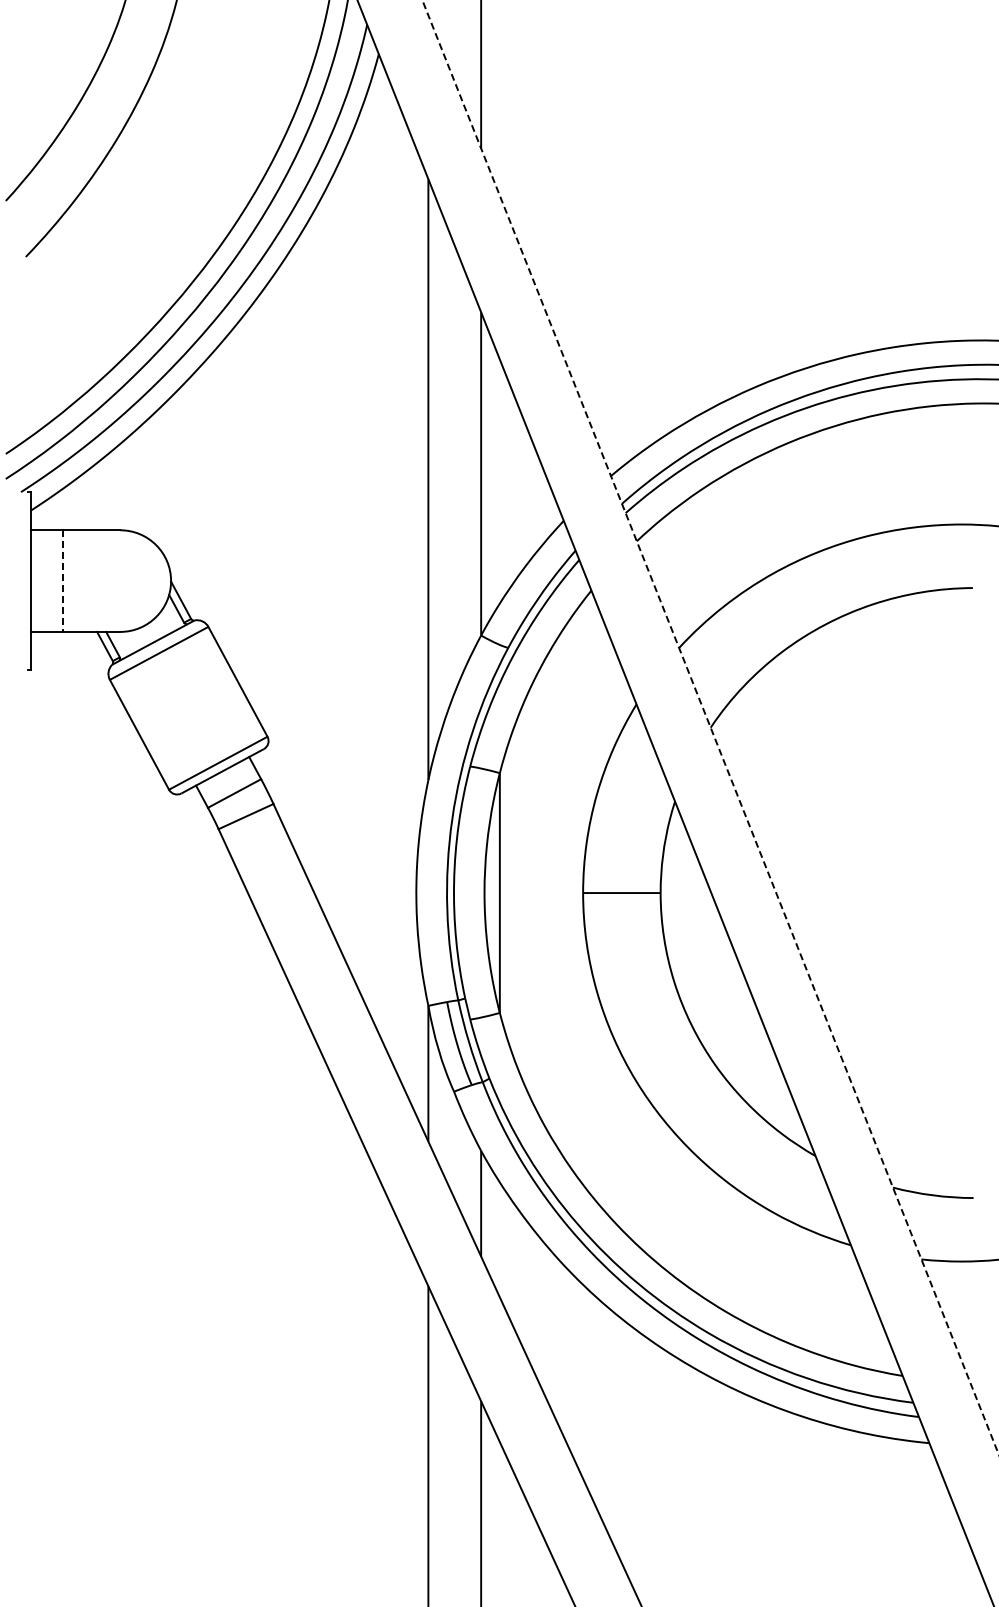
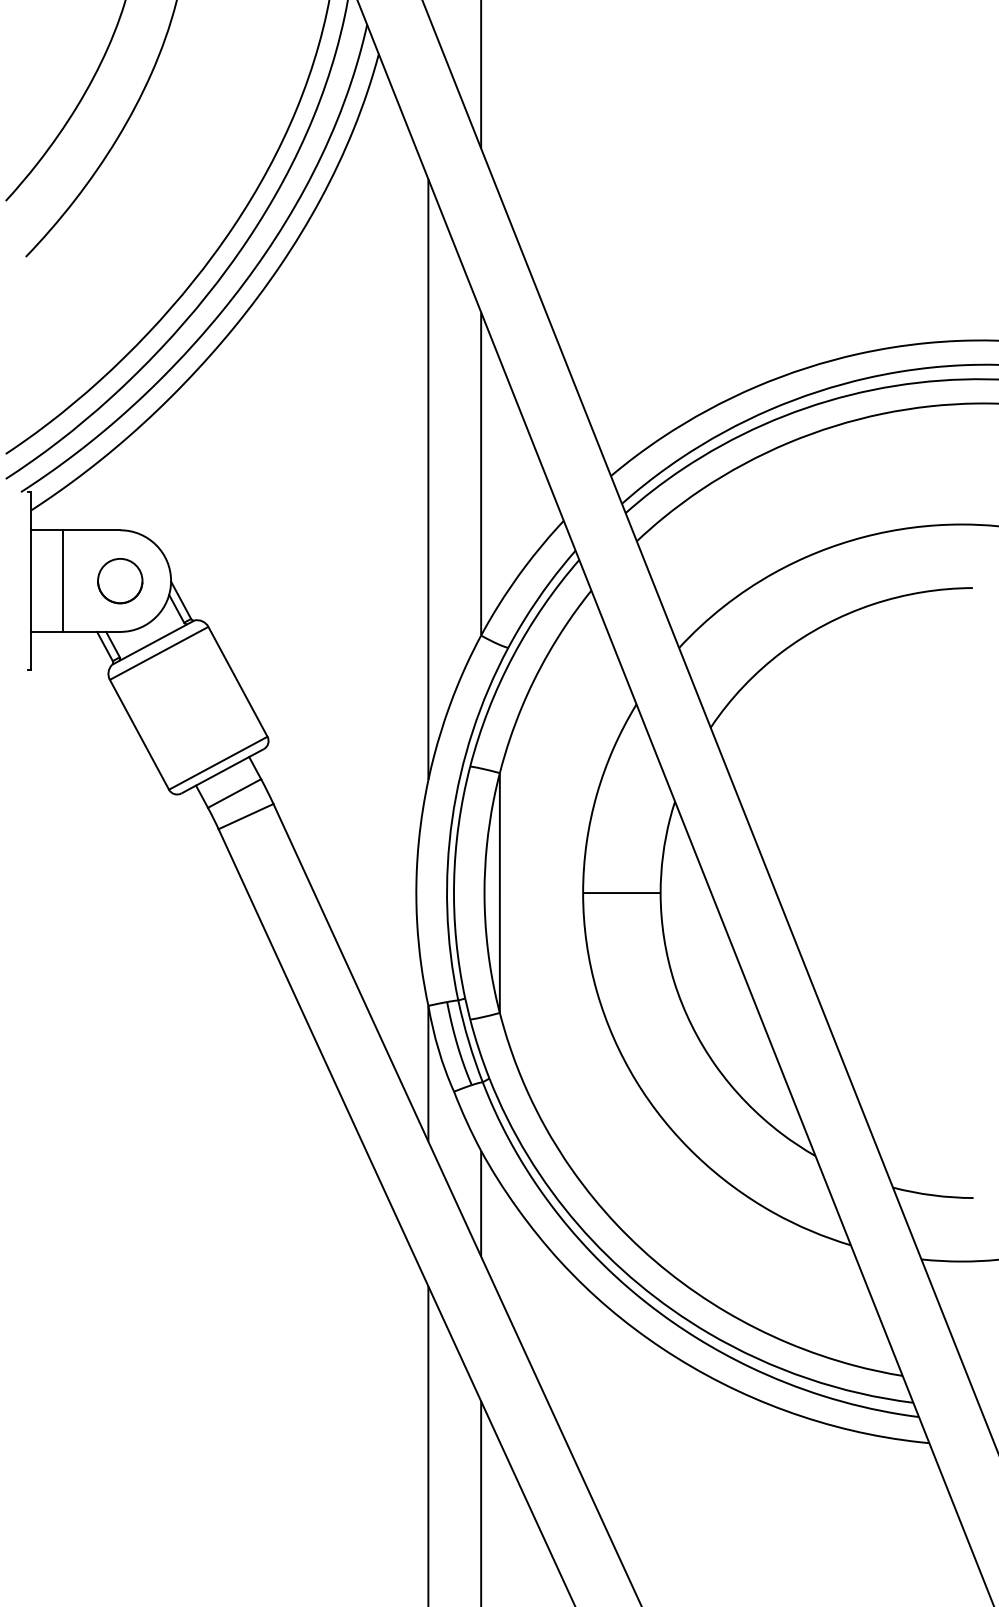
line: dashed -> solid (63, 581)
circle: none -> present (120, 581)
line: dashed -> solid (710, 727)
